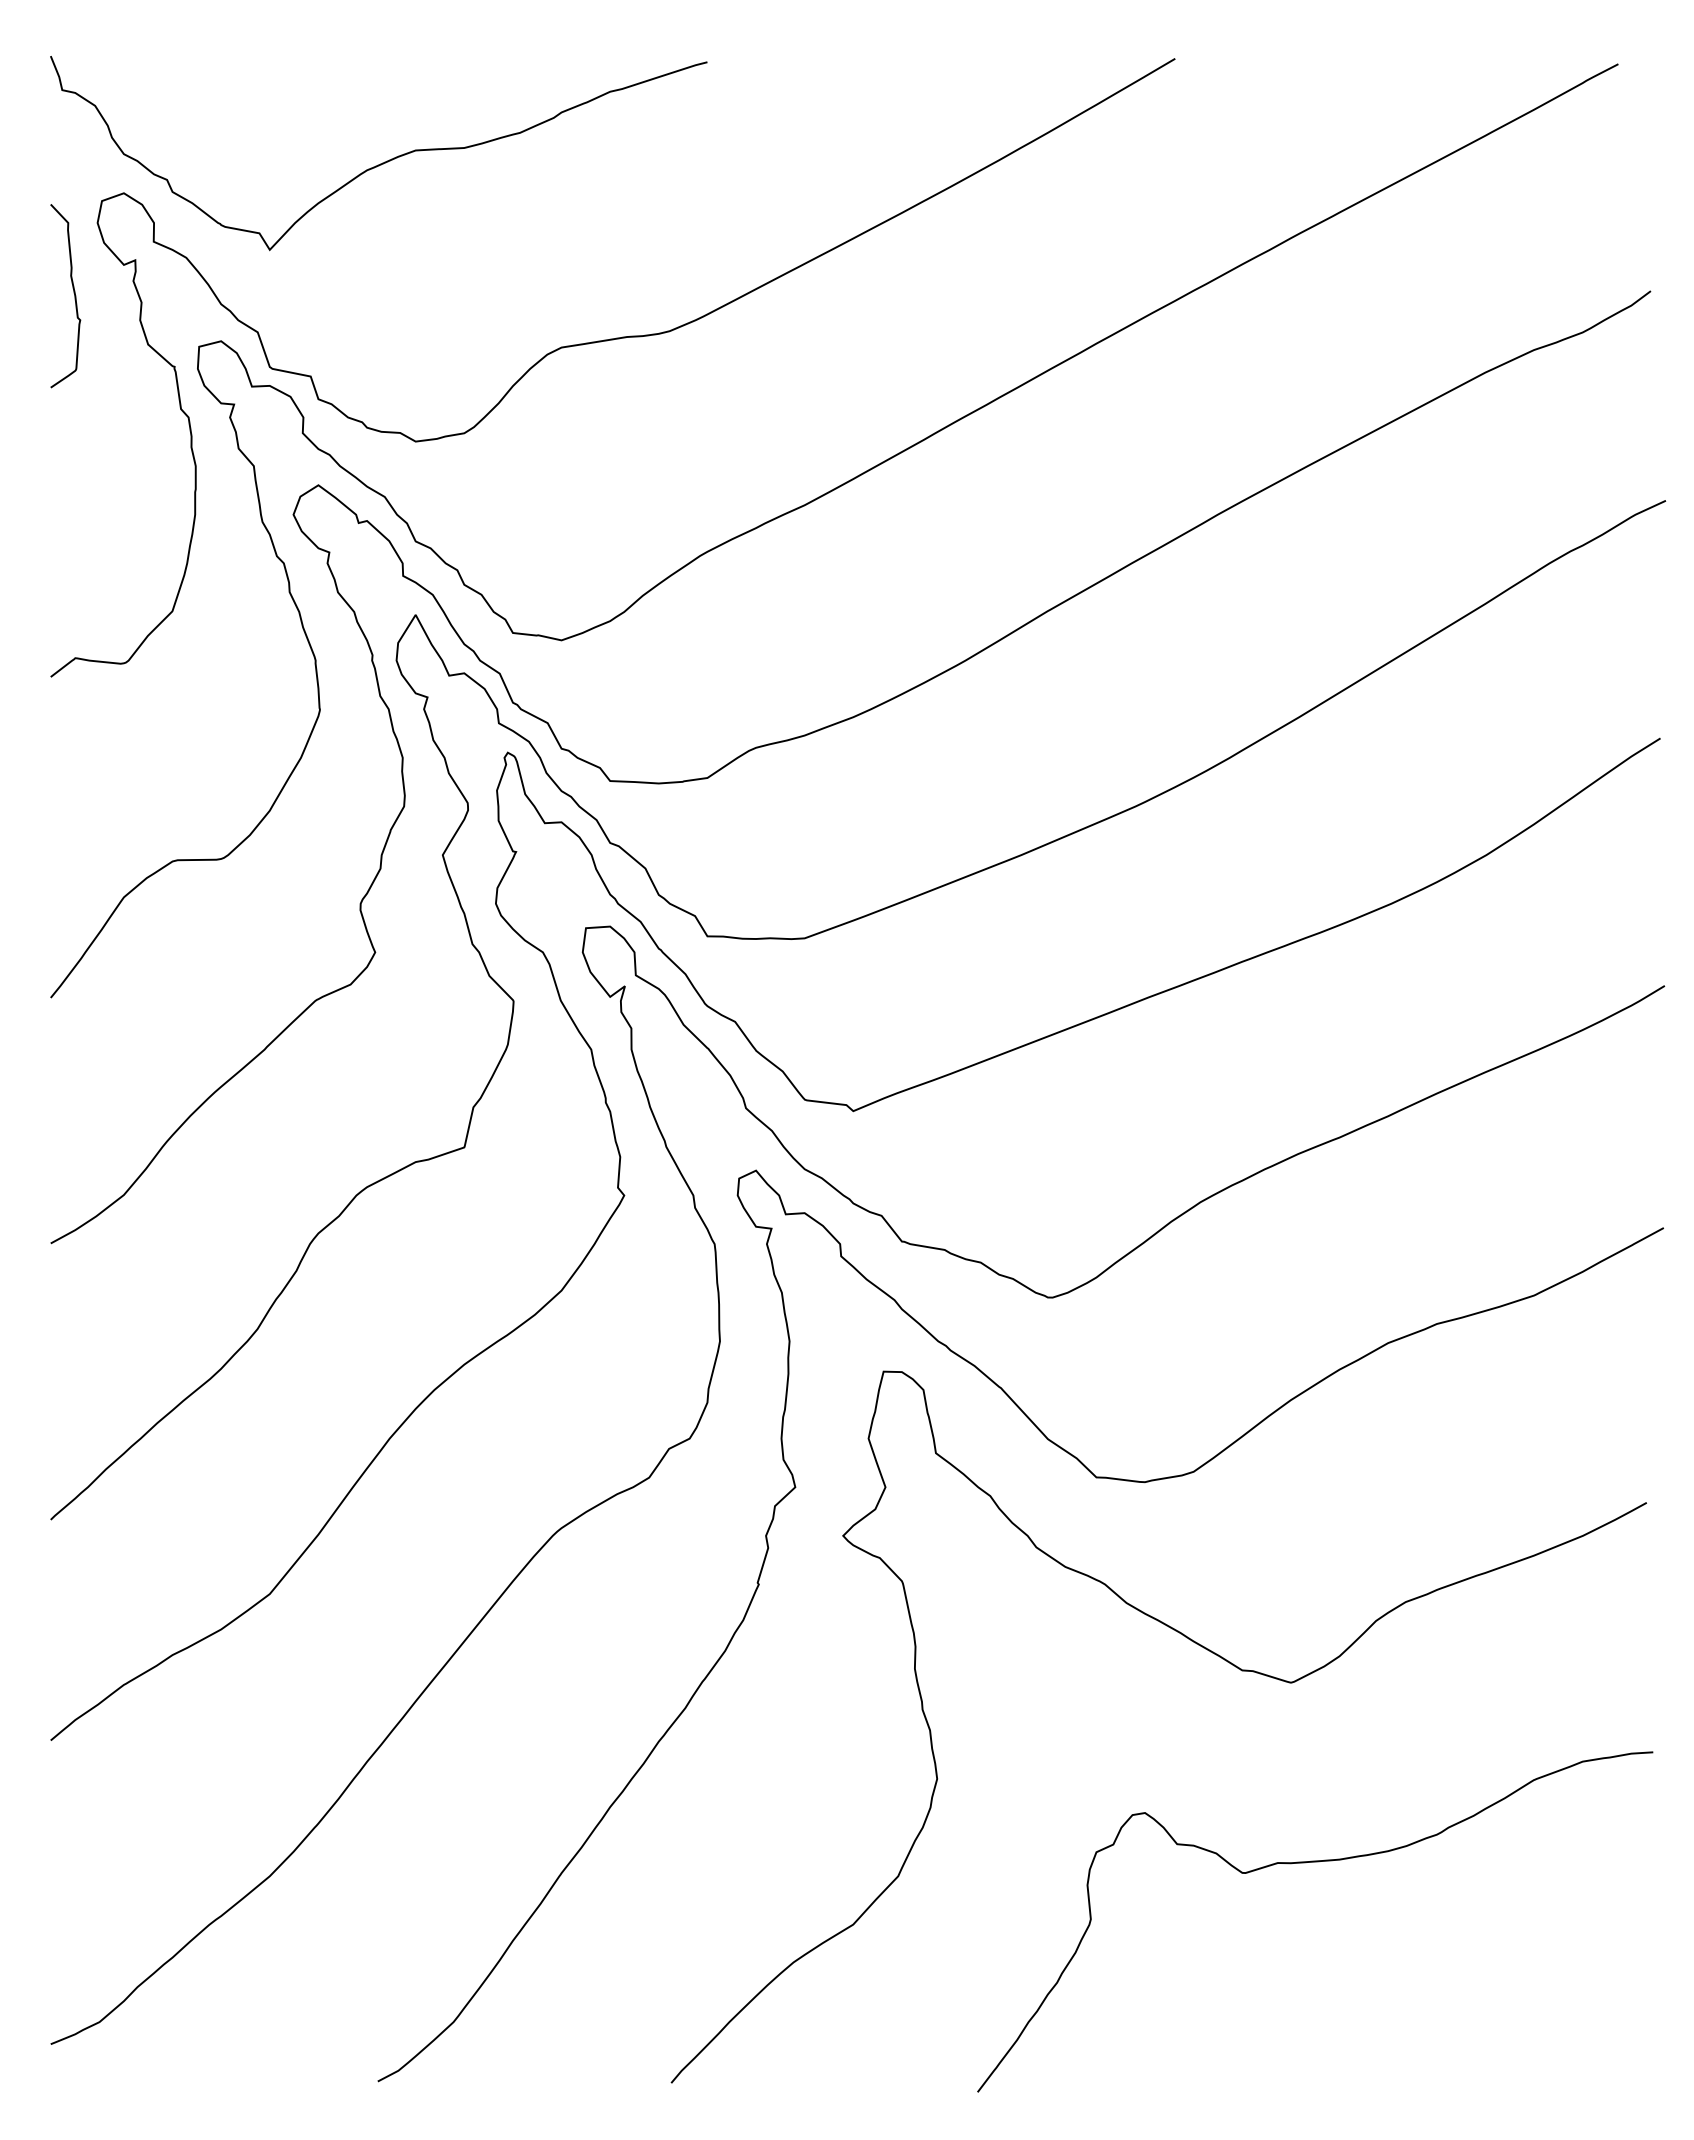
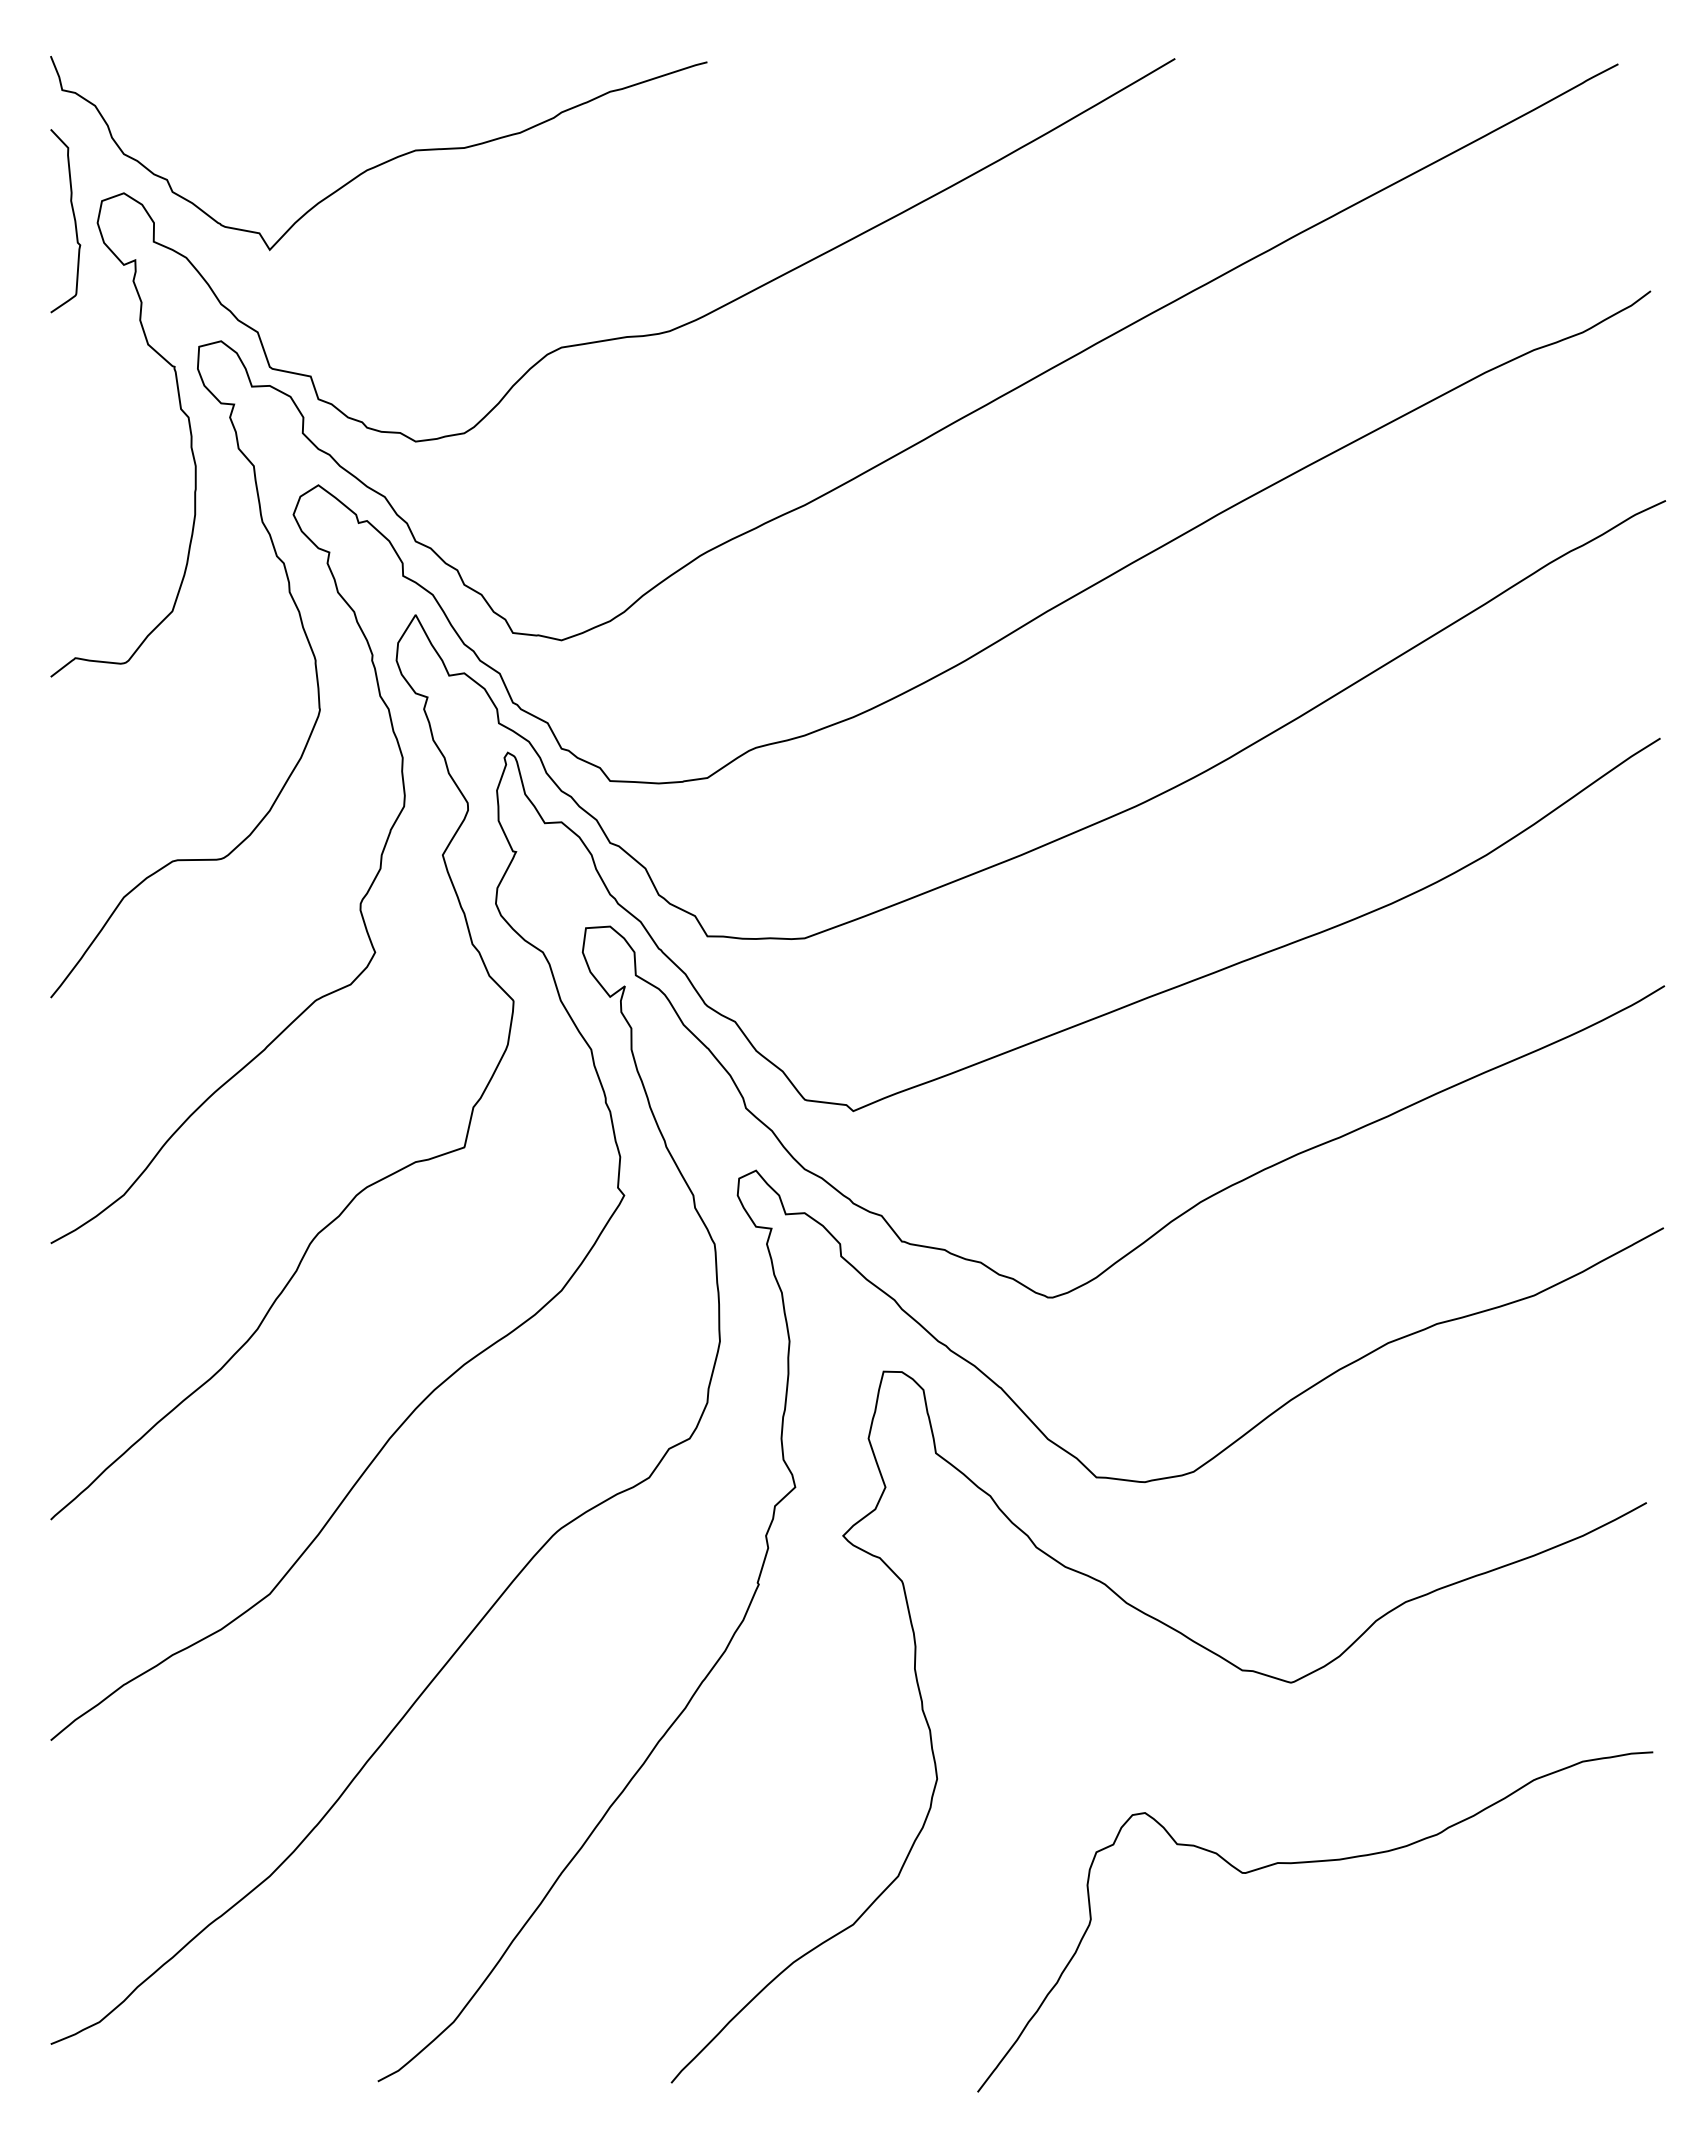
curve position: (73, 293) -> (73, 218) (73, 218)
